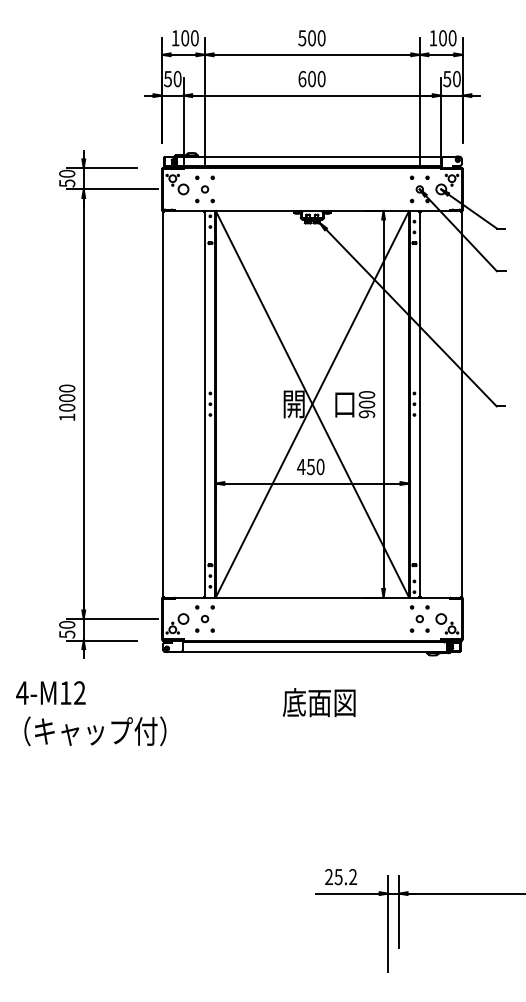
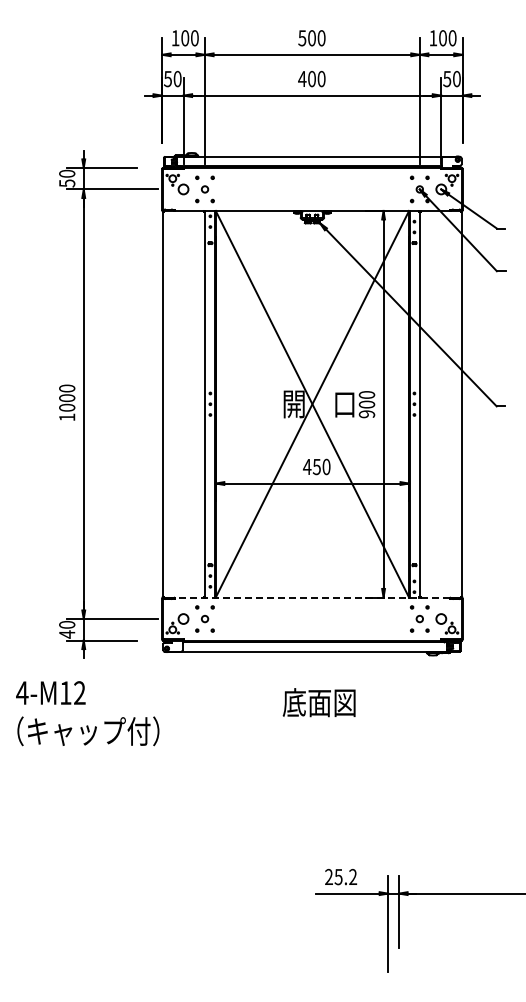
text: 600 -> 400 (302, 78)
text position: (310, 466) -> (316, 466) (316, 466)
line: solid -> dashed (311, 597)
text: 50 -> 40 (67, 634)
text position: (95, 731) -> (88, 731) (88, 731)
